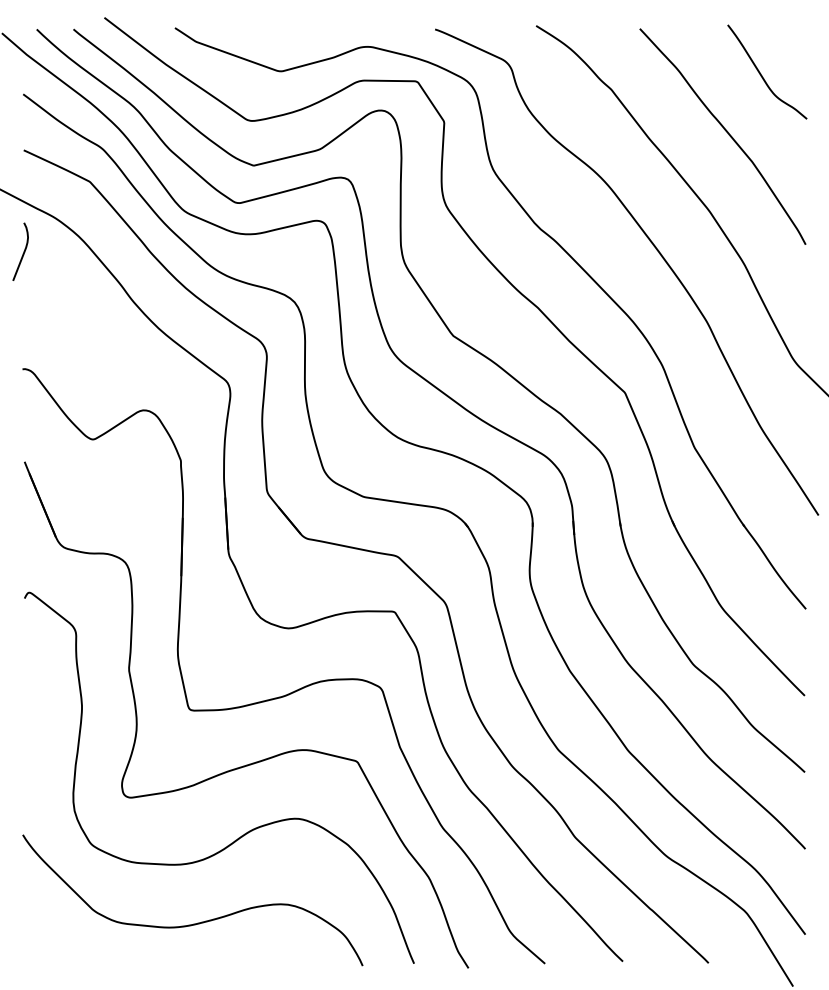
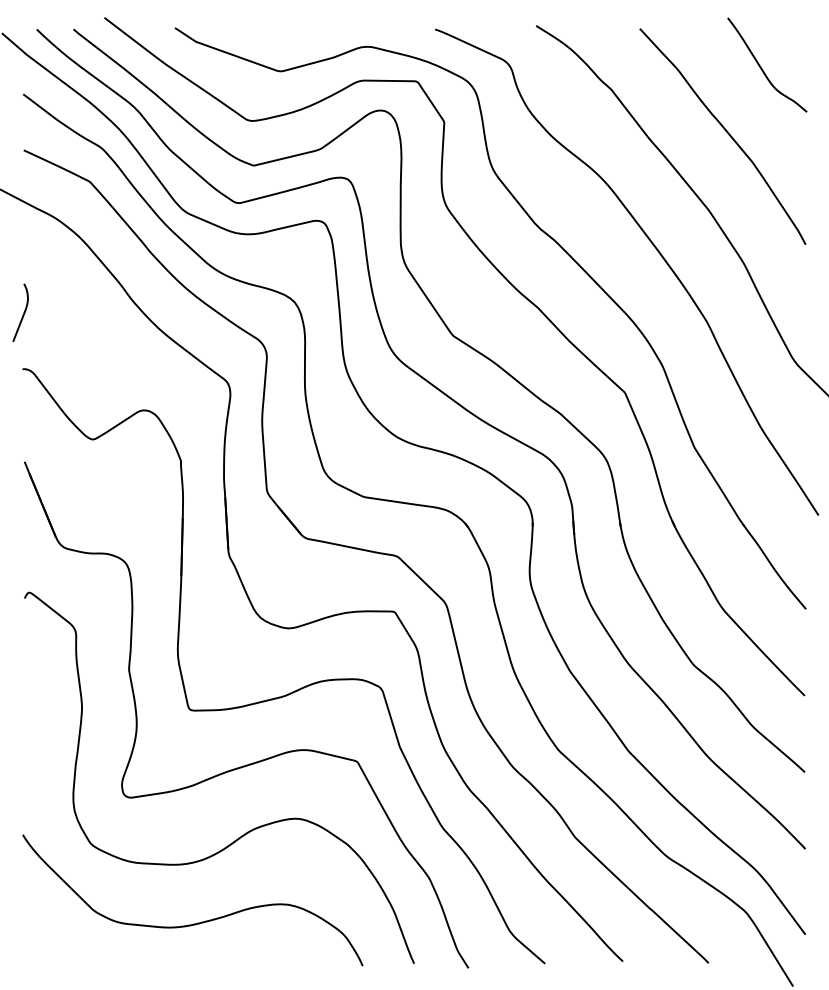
curve position: (761, 73) -> (761, 66) (761, 66)
curve position: (22, 253) -> (22, 314) (22, 314)
